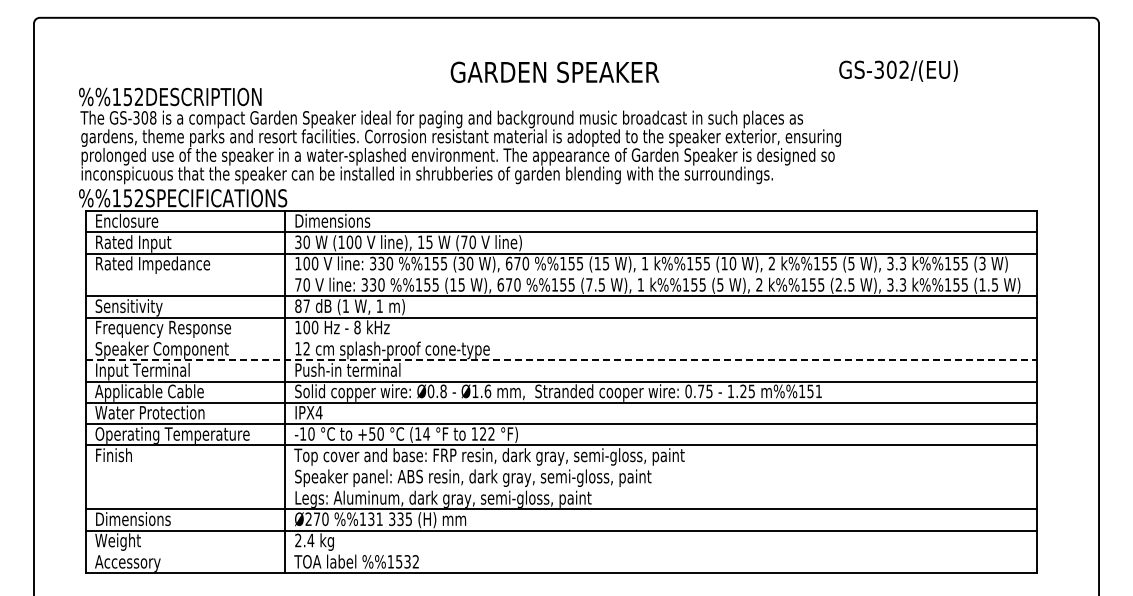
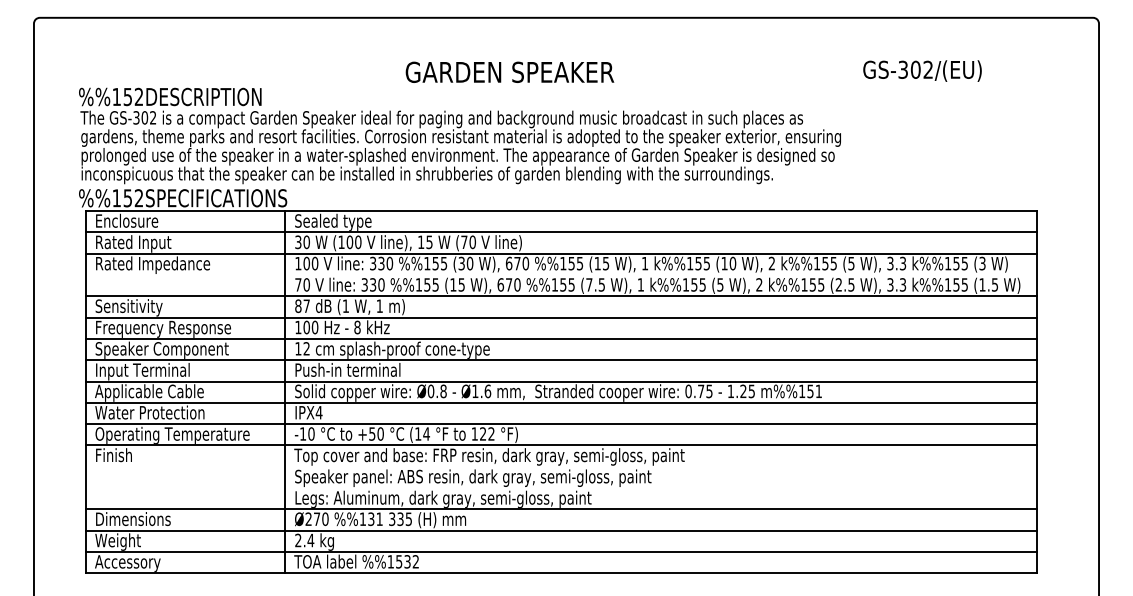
text position: (898, 70) -> (922, 70) (922, 70)
text position: (554, 71) -> (509, 71) (509, 71)
text: GS-308 -> GS-302 (153, 117)
text: Dimensions -> Sealed type (333, 221)
line: none -> present (560, 338)
line: dashed -> solid (561, 360)
line: none -> present (560, 551)
